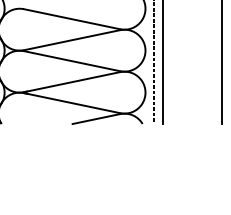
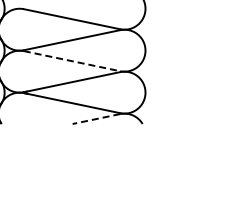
line: solid -> dashed (72, 61)
line: present -> none (154, 63)
line: present -> none (163, 63)
line: present -> none (222, 63)
line: solid -> dashed (95, 119)
